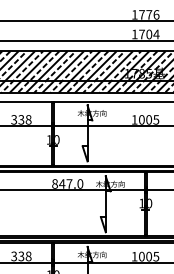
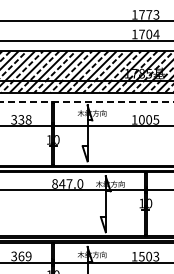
text: 1776 -> 1773 (156, 14)
line: solid -> dashed (86, 102)
text: 338 -> 369 (24, 256)
text: 1005 -> 1503 (148, 256)
